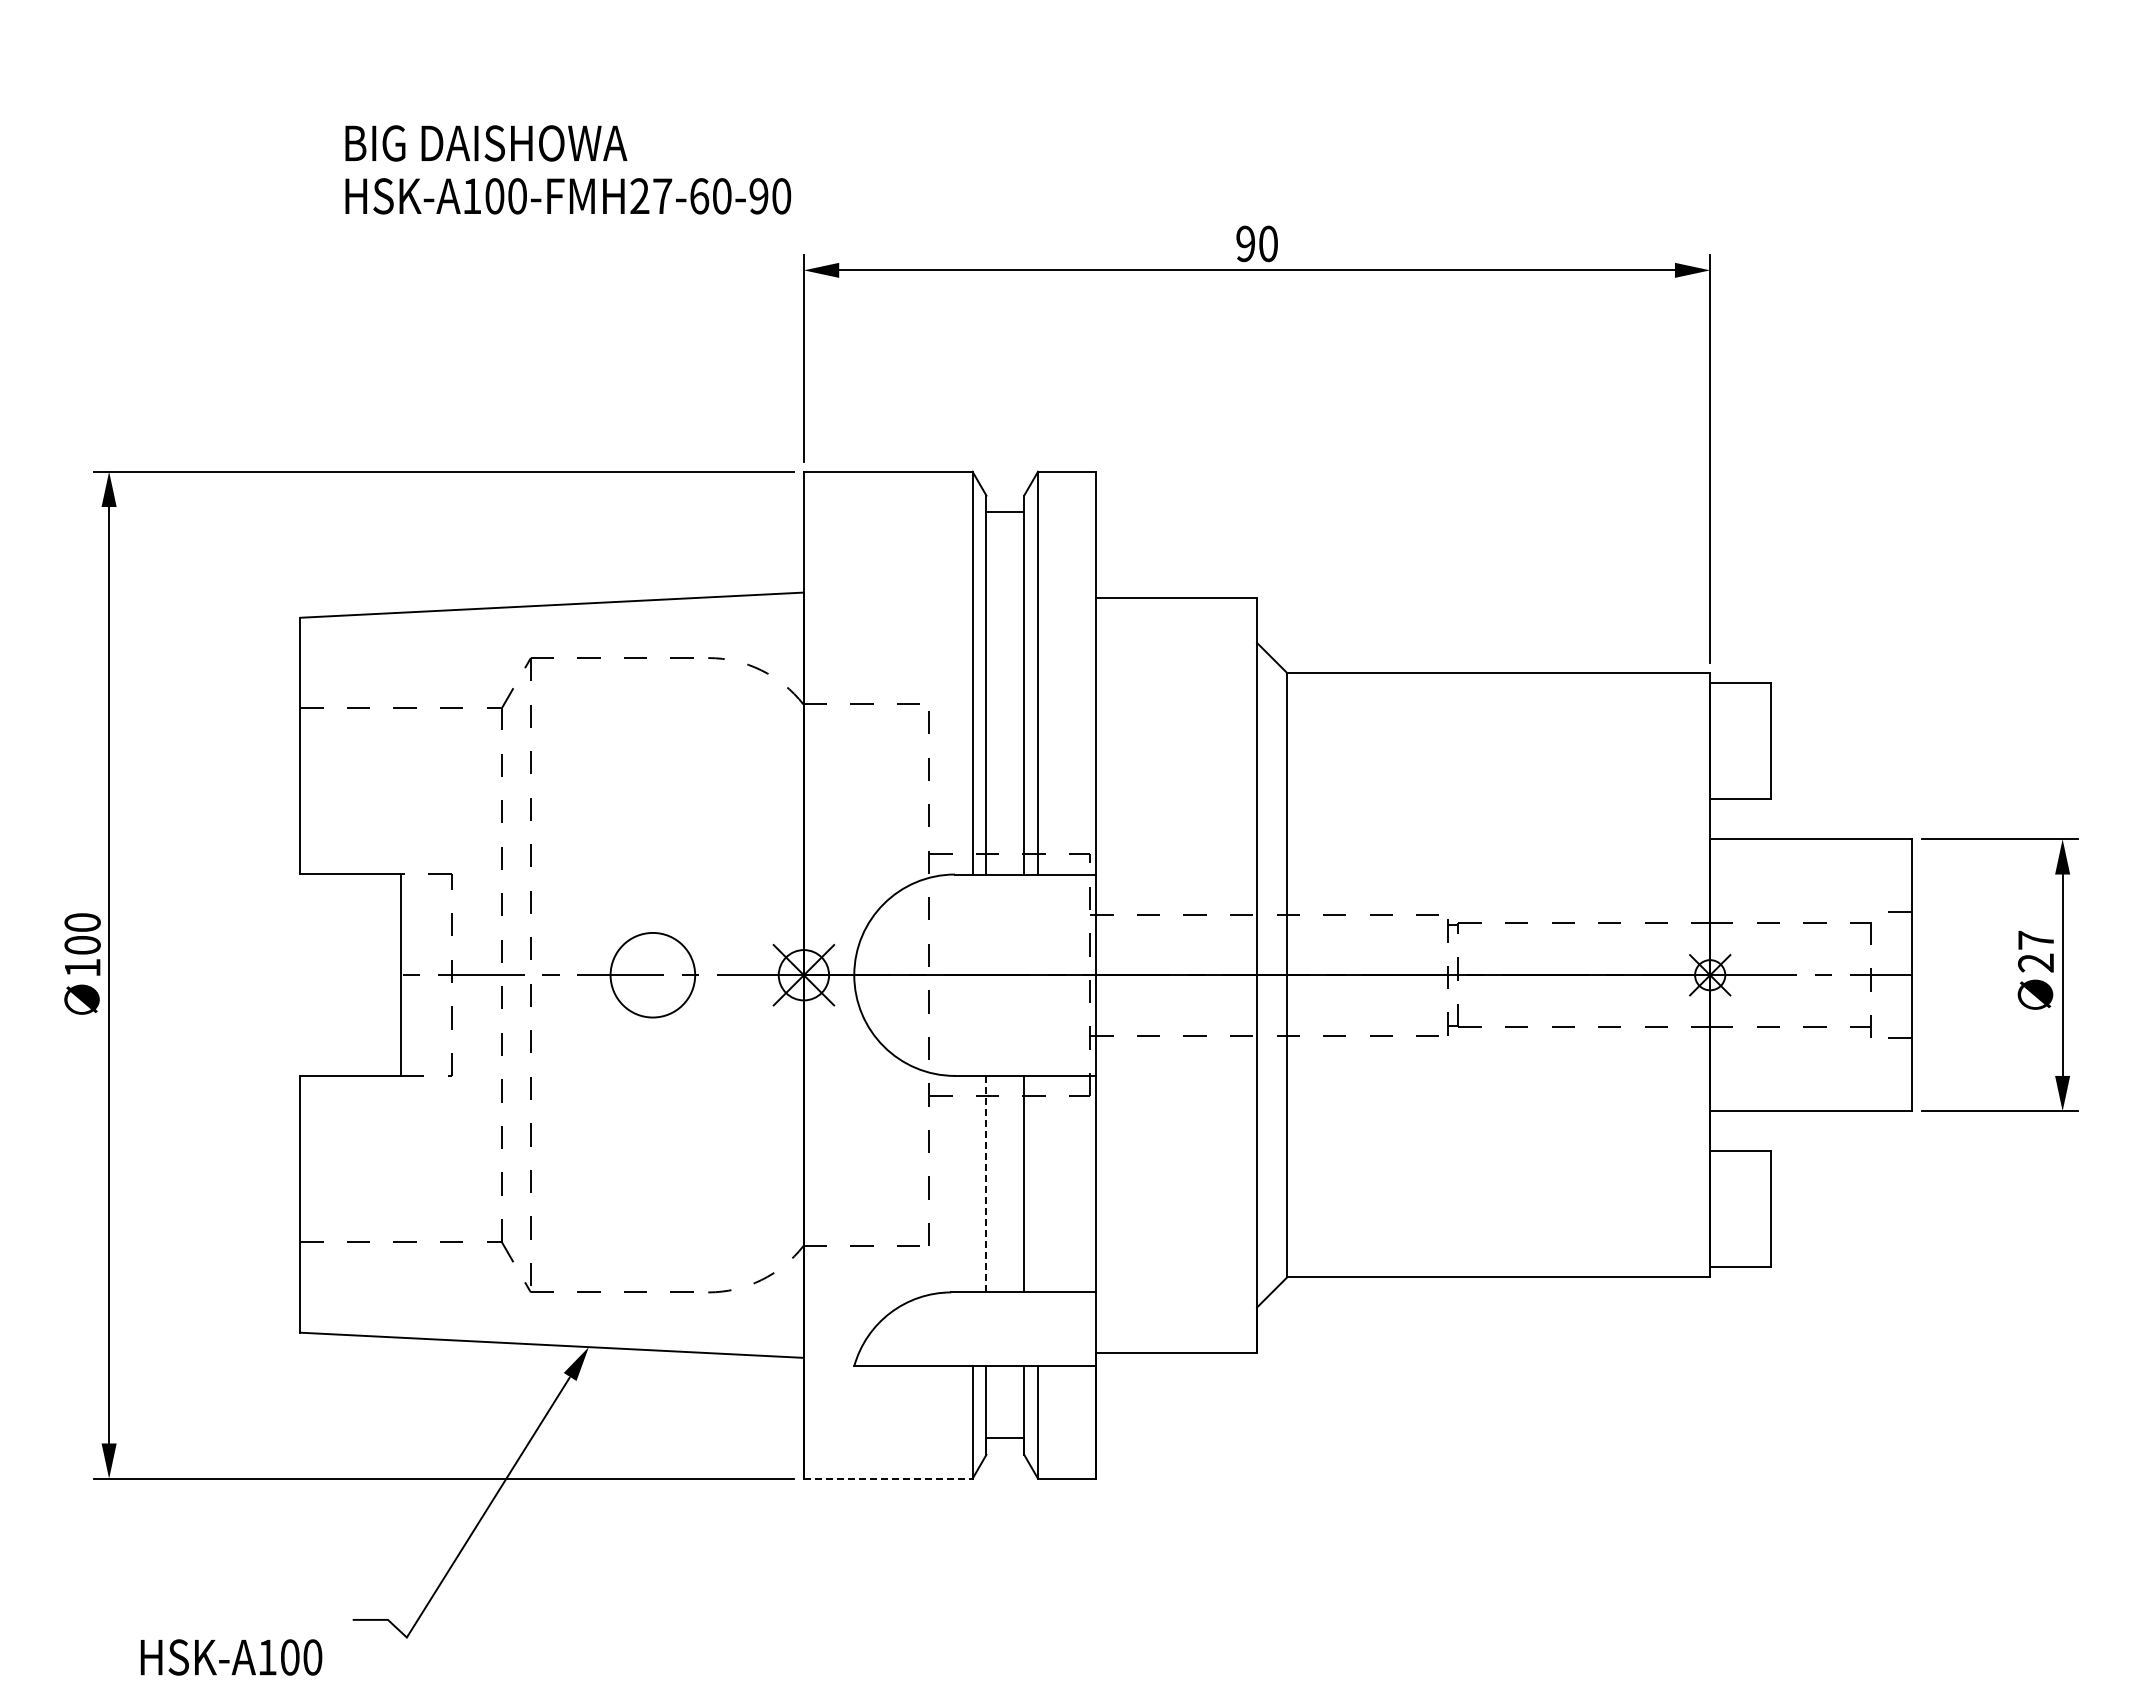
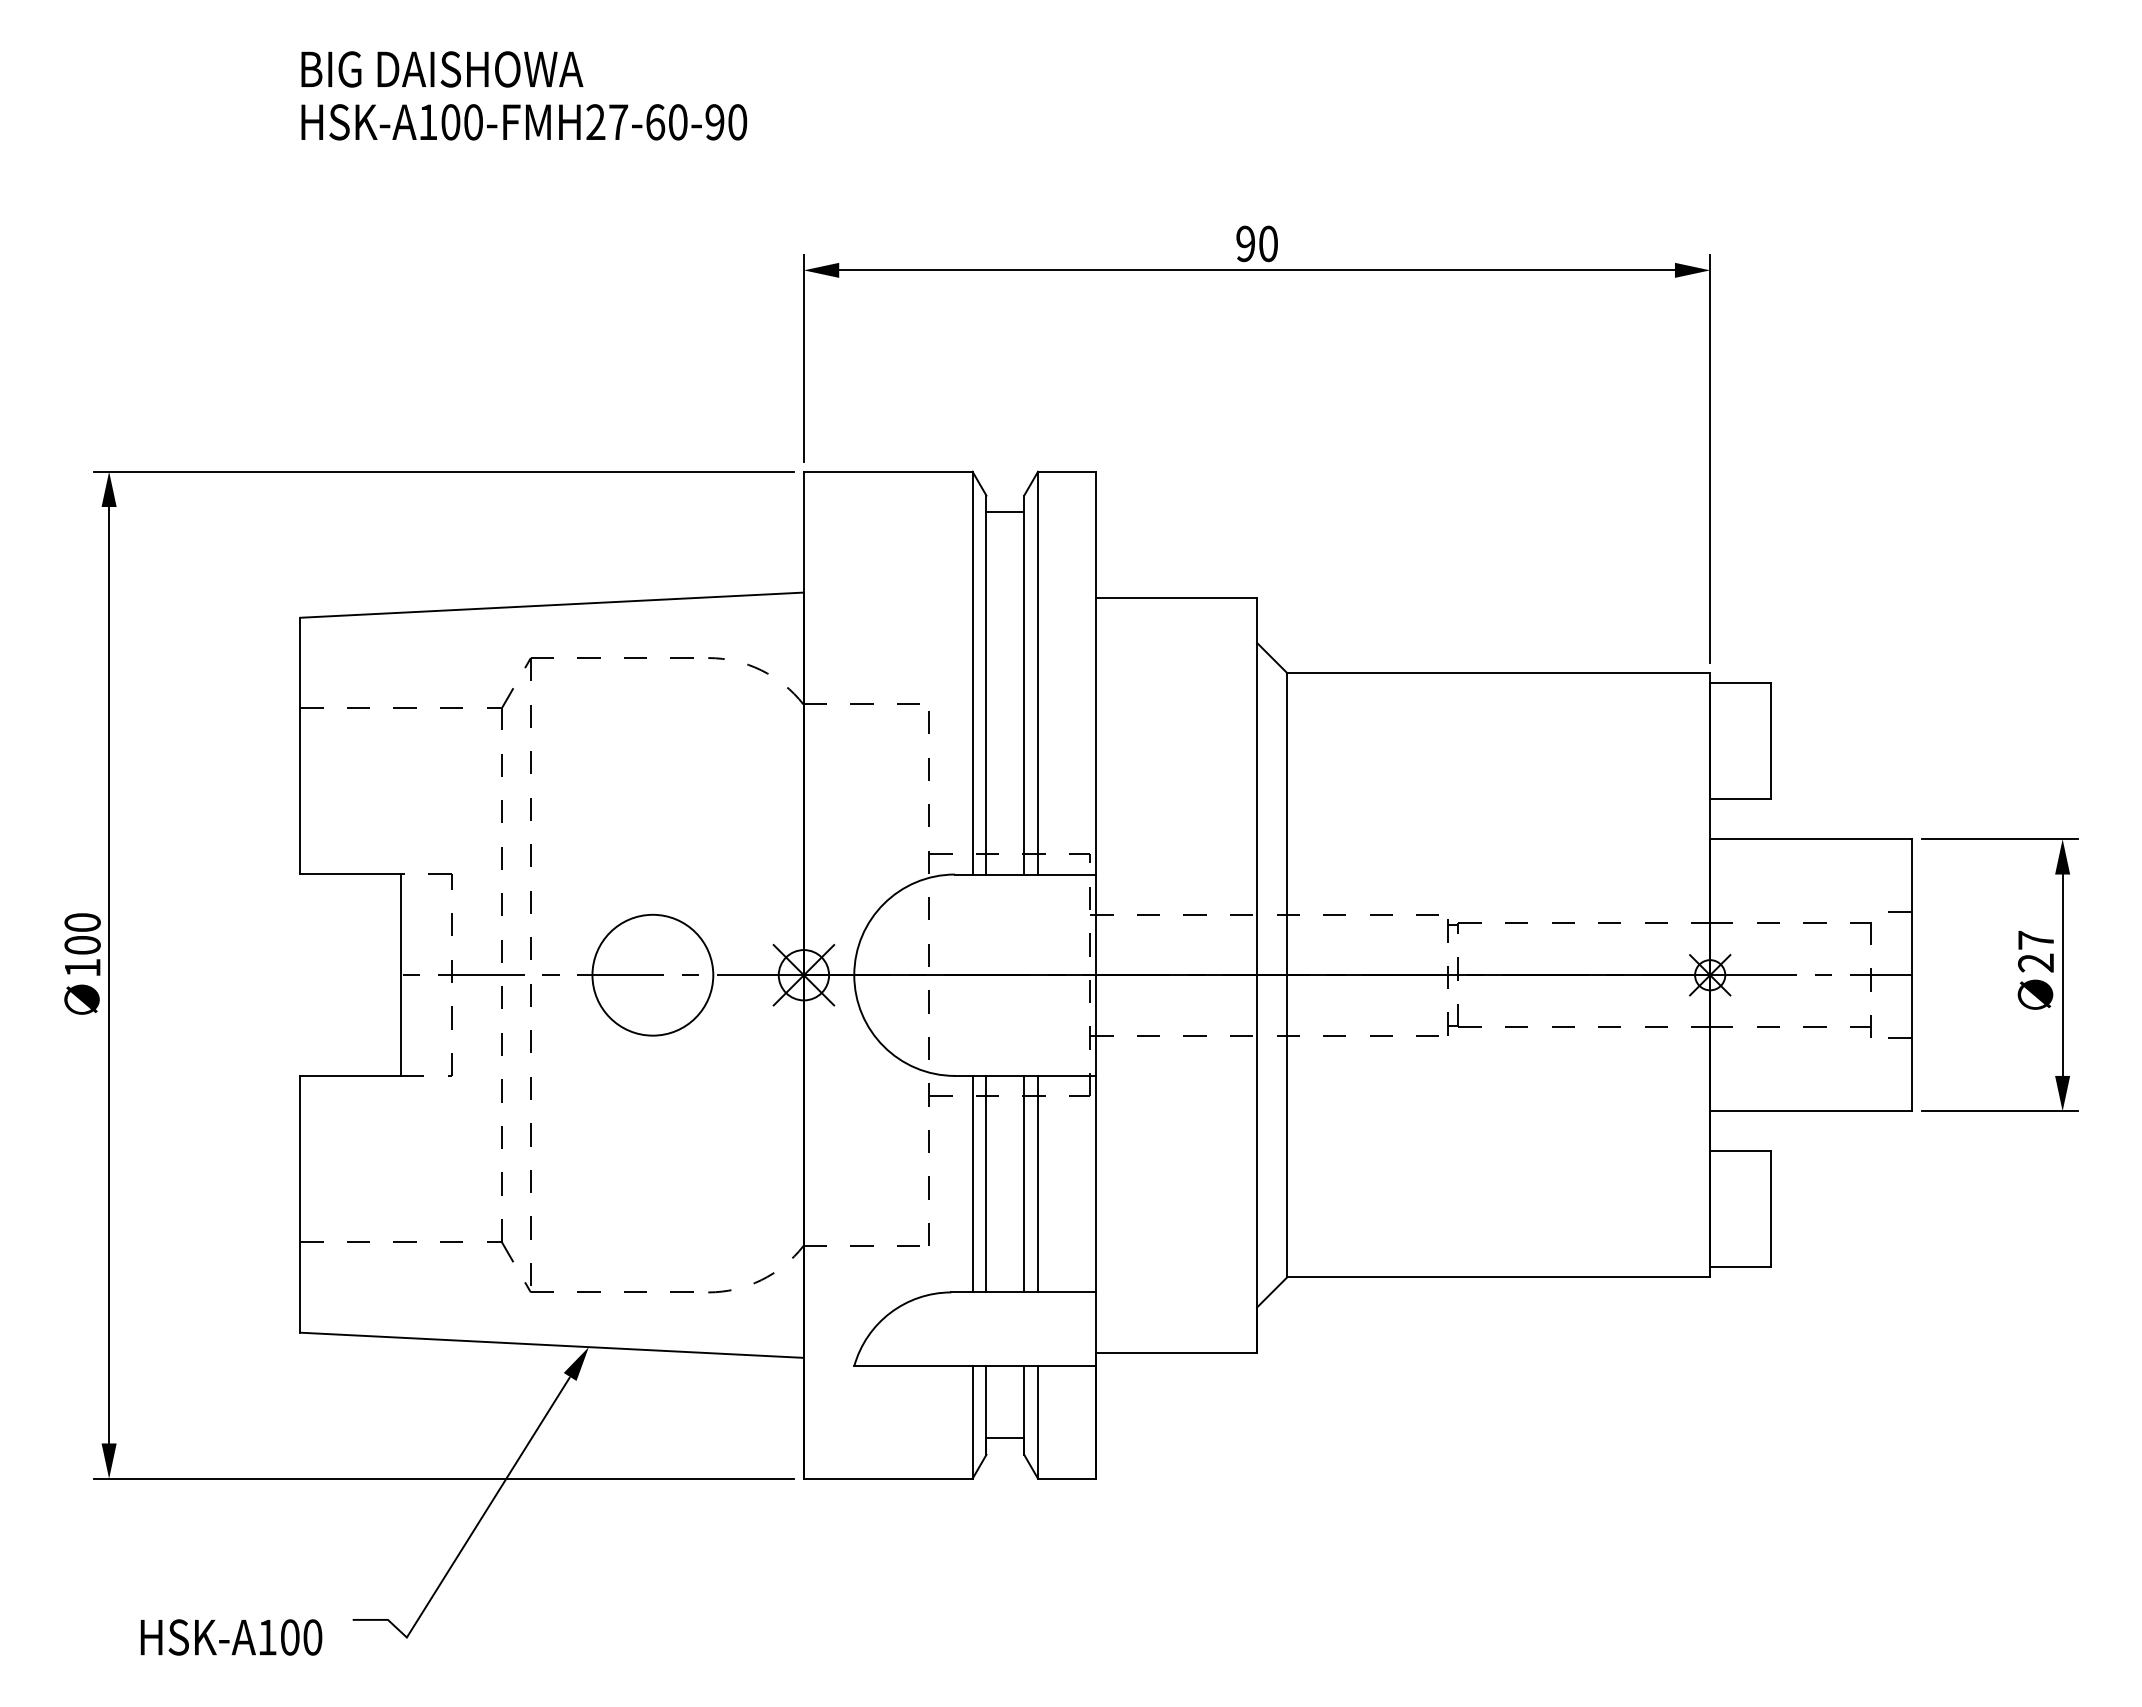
text position: (568, 169) -> (524, 95) (524, 95)
circle diameter: 85 px -> 121 px (652, 974)
line: none -> present (972, 1183)
line: dashed -> solid (986, 1183)
line: none -> present (1038, 1183)
line: dashed -> solid (888, 1478)
text position: (231, 1657) -> (231, 1637) (231, 1637)
